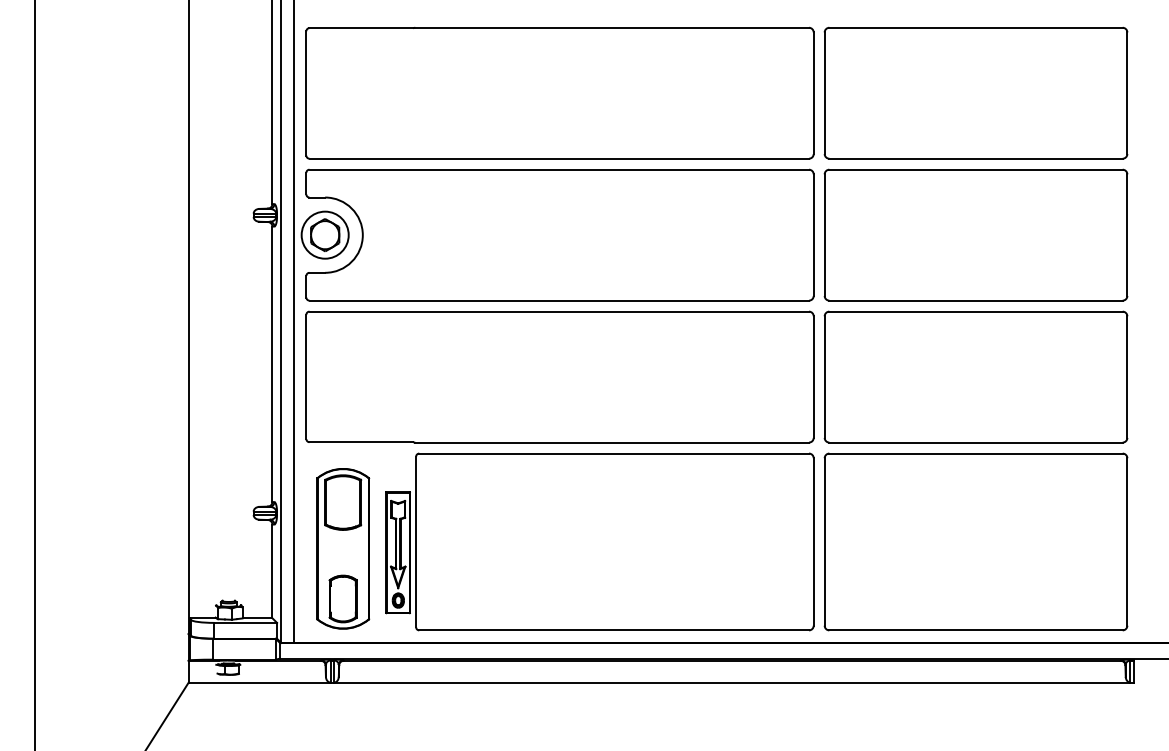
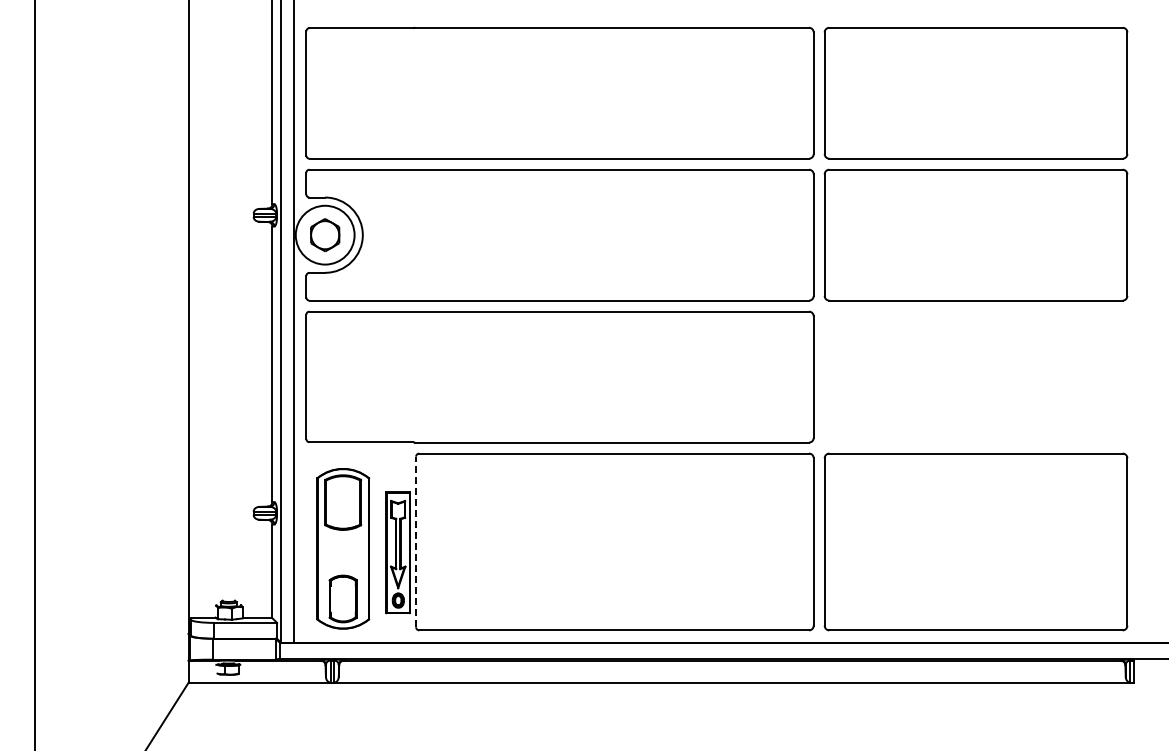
circle diameter: 47 px -> 59 px (324, 234)
part: present -> none (975, 376)
line: solid -> dashed (416, 541)
